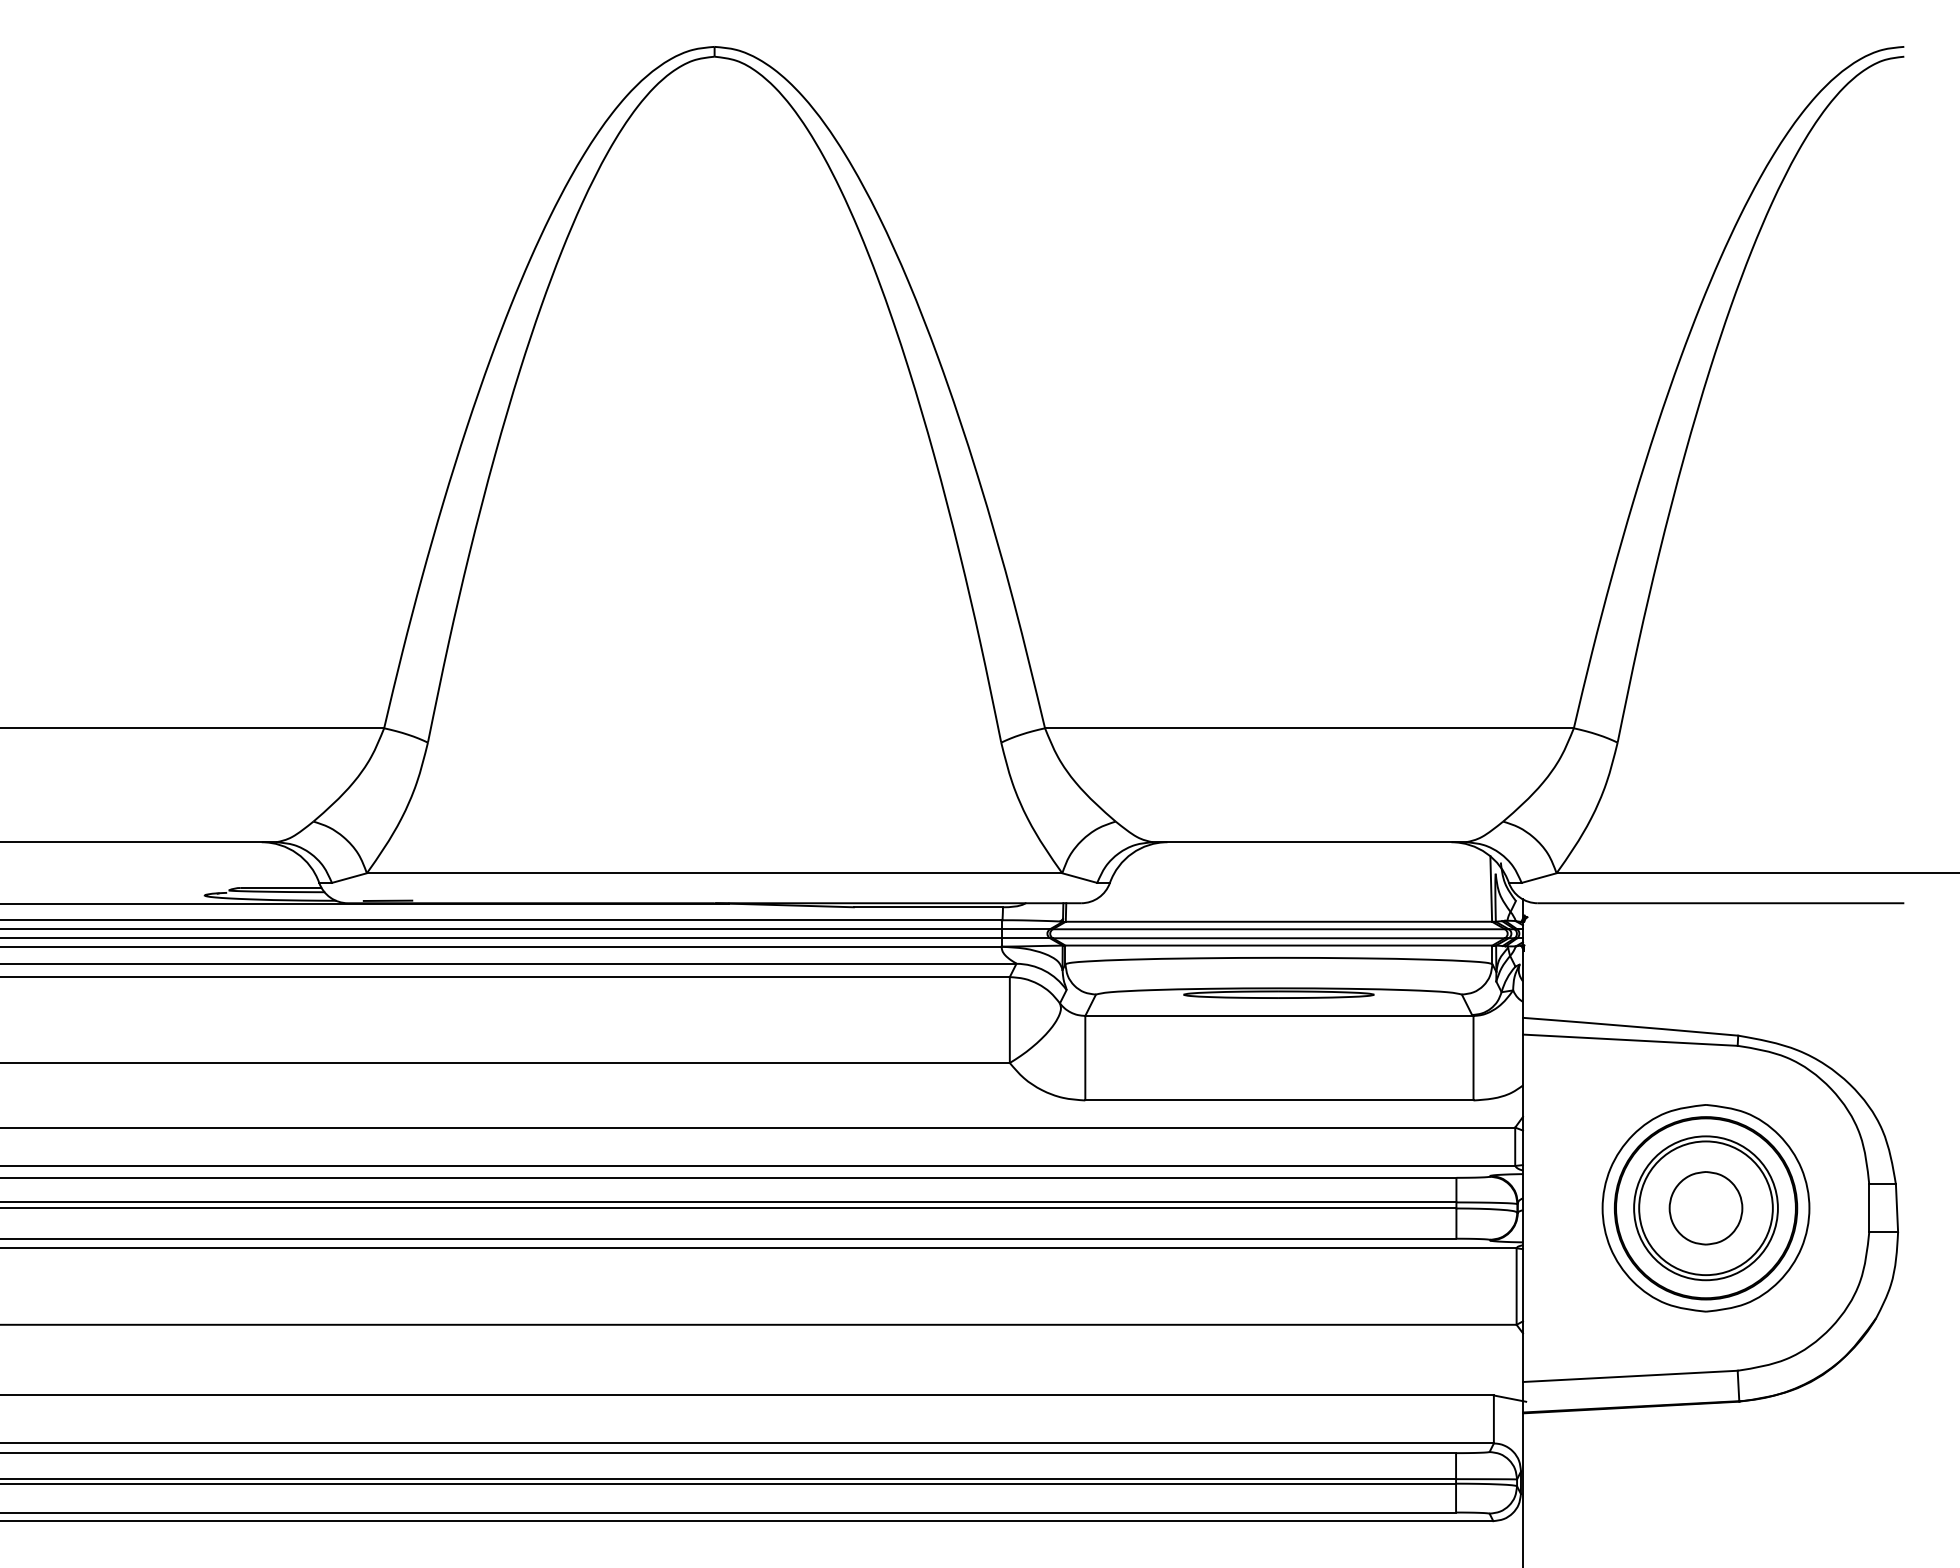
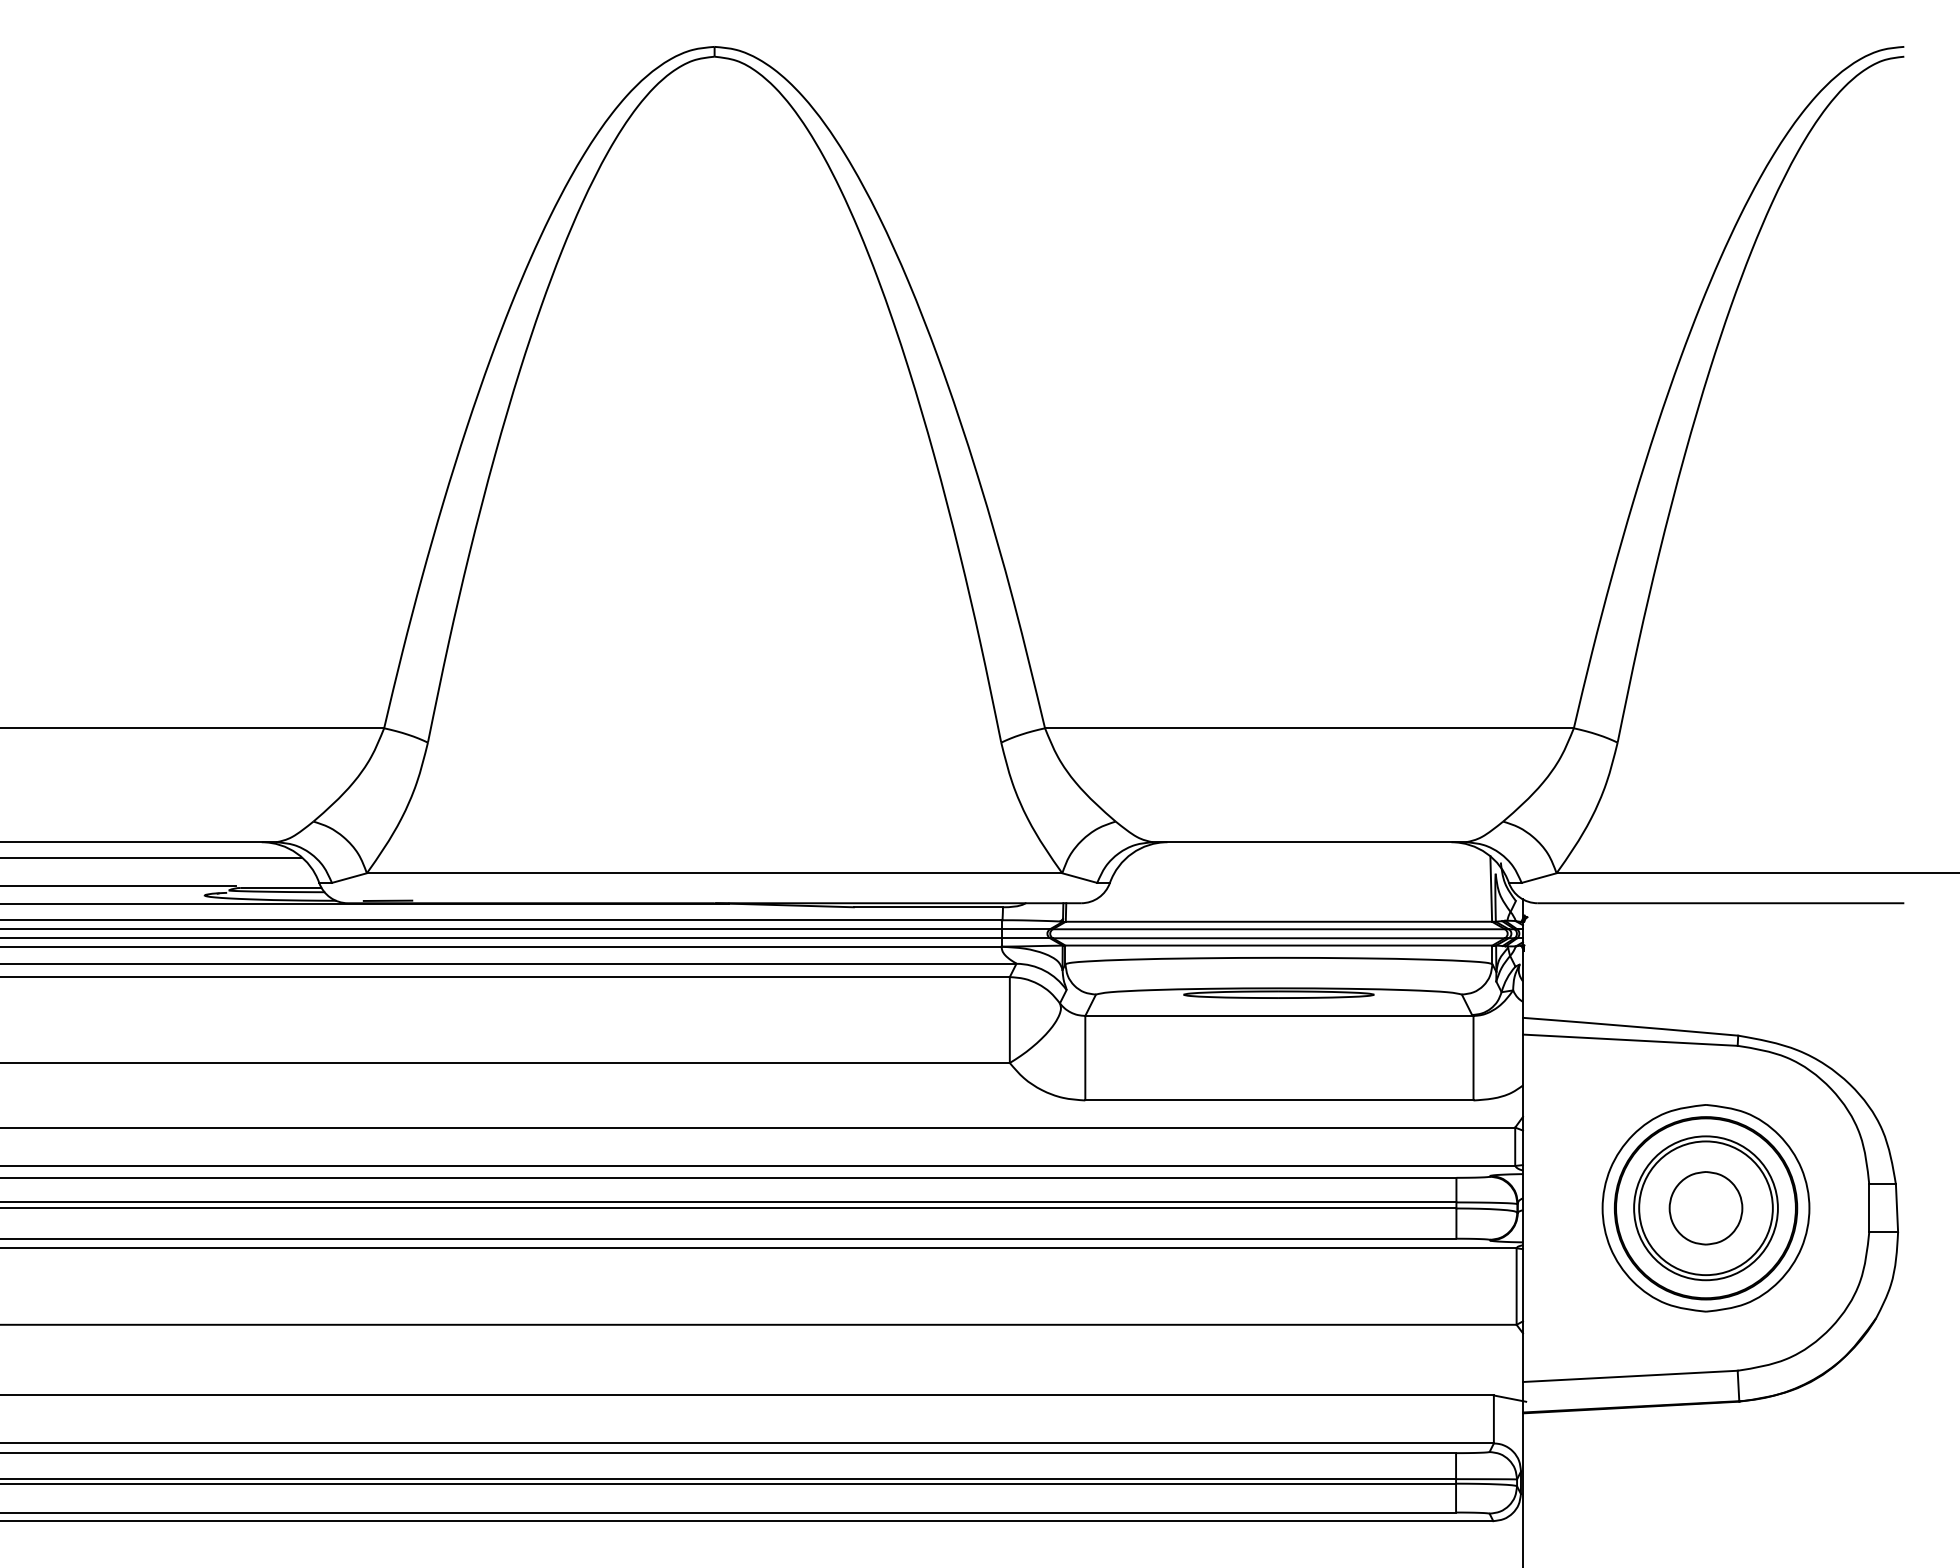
line: none -> present (152, 857)
line: none -> present (118, 886)
